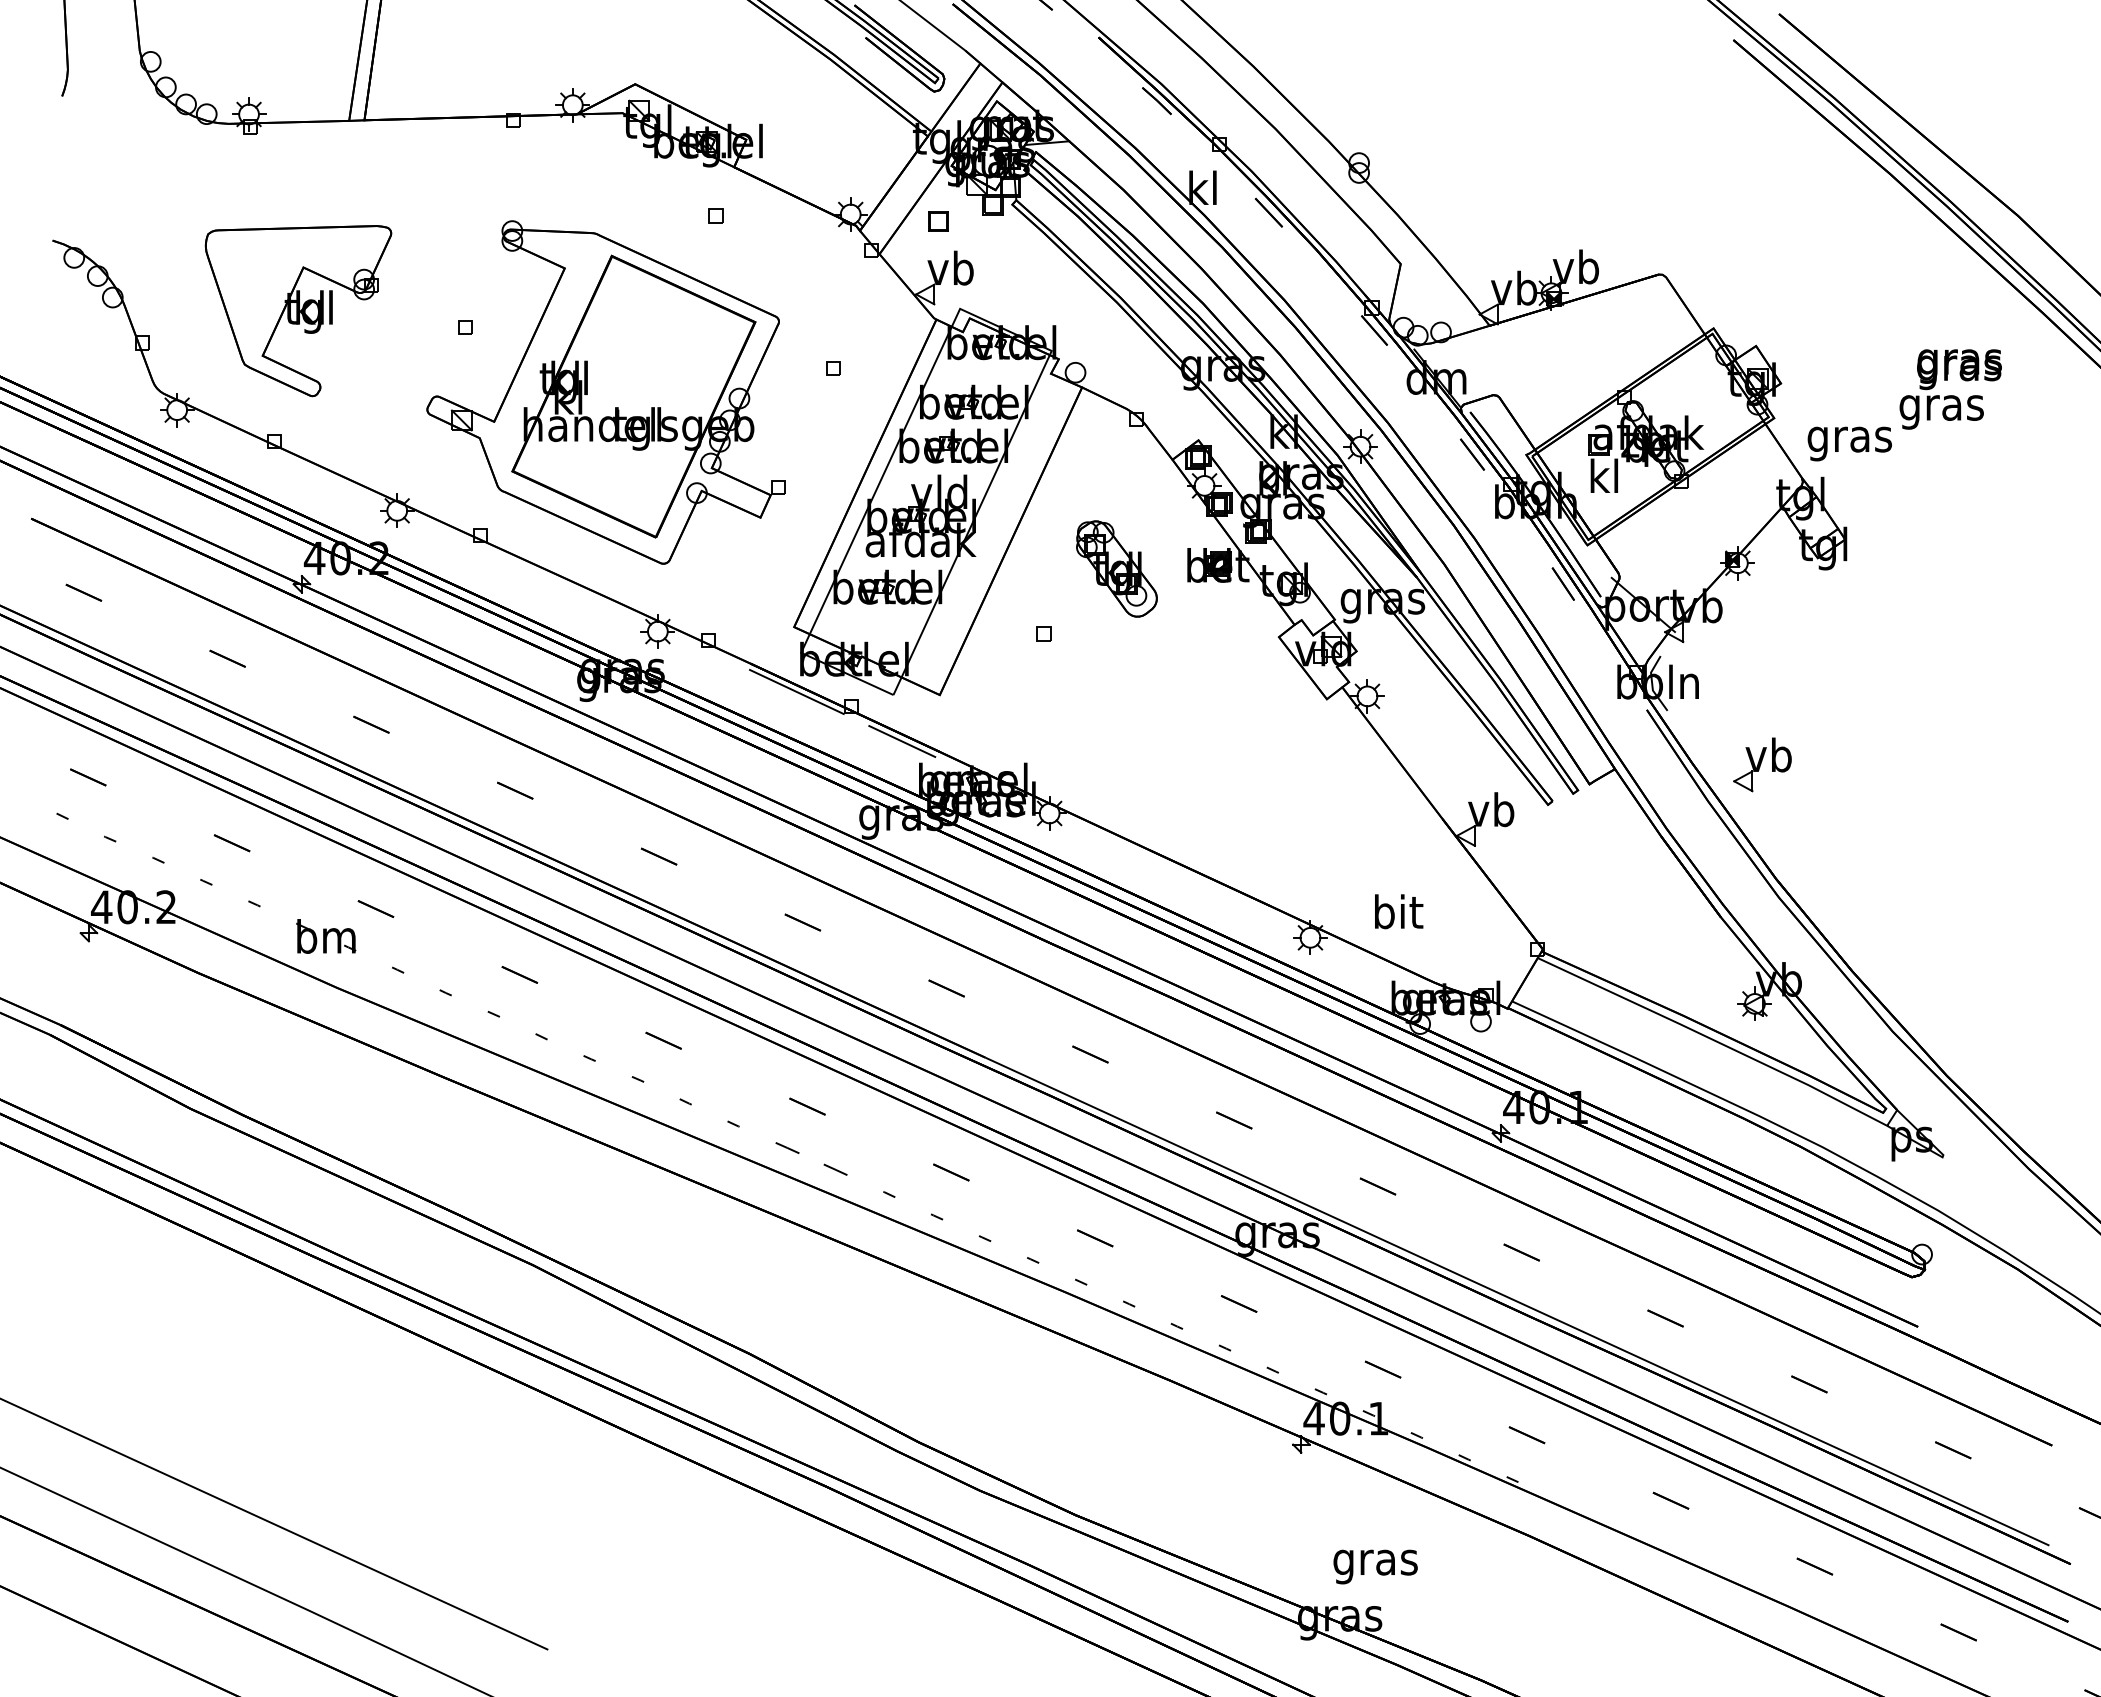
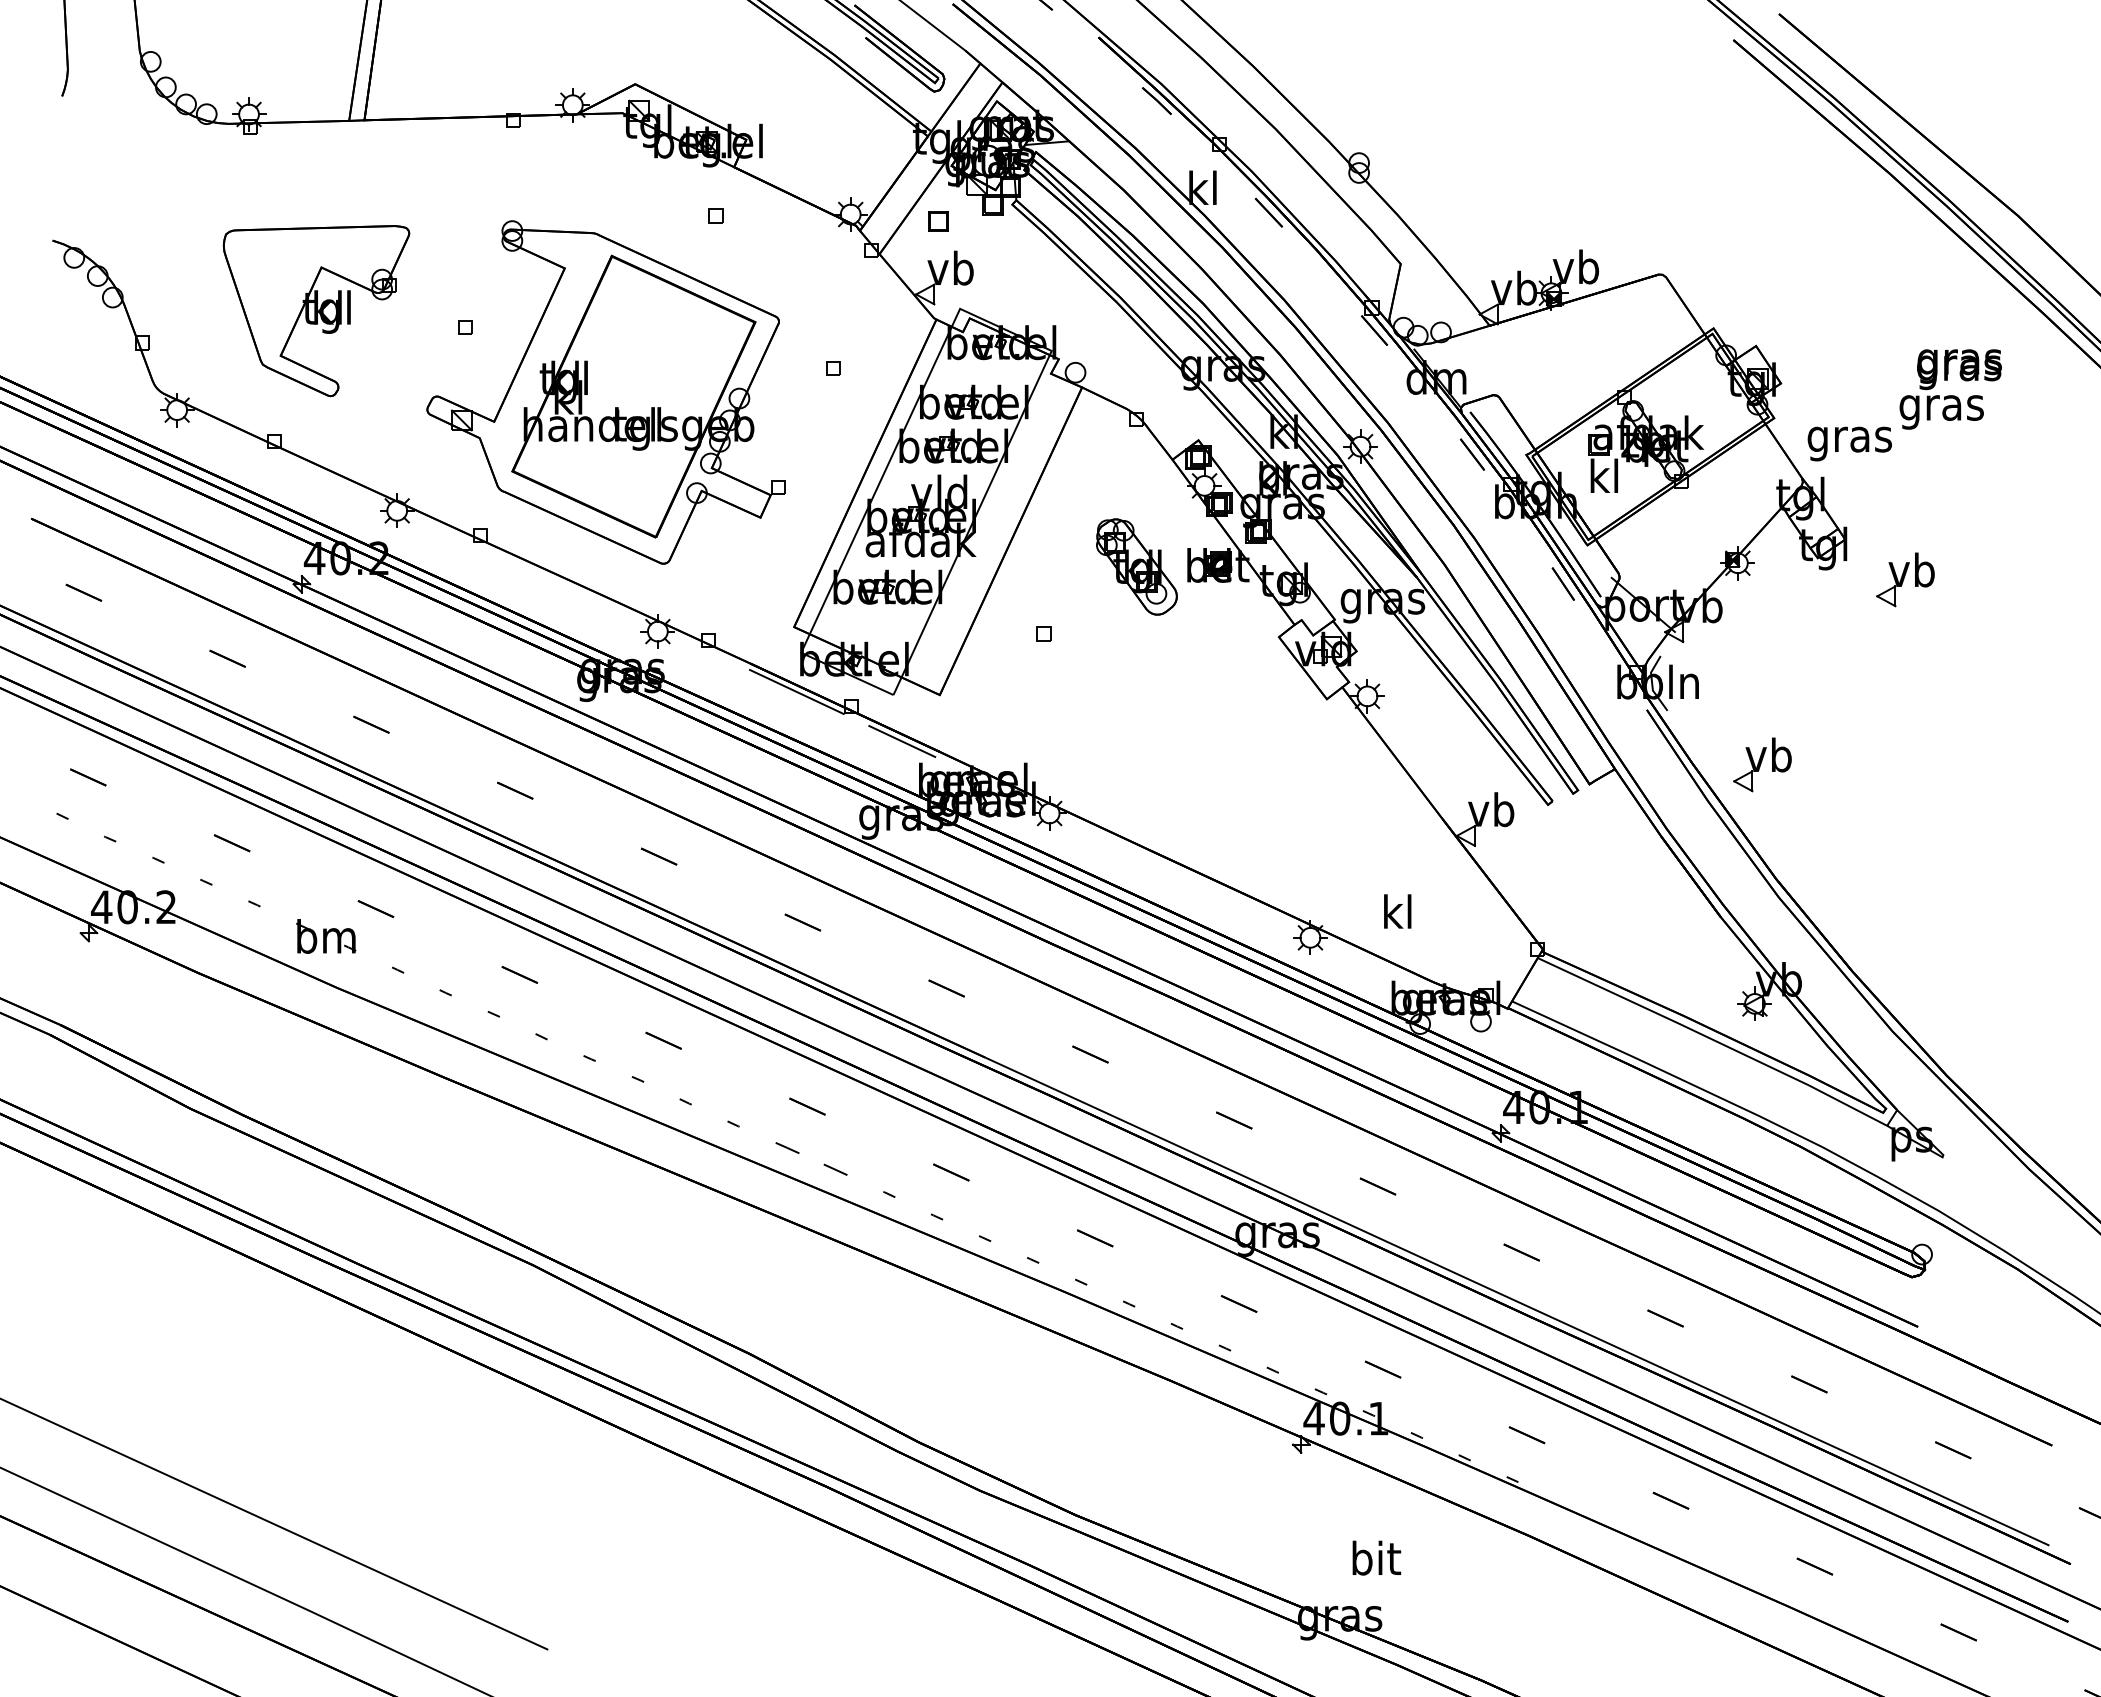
part position: (298, 311) -> (316, 311) (316, 311)
part position: (1116, 568) -> (1136, 566) (1136, 566)
part: none -> present (1905, 579)
text: bit -> kl (1399, 911)
text: gras -> bit (1375, 1562)
